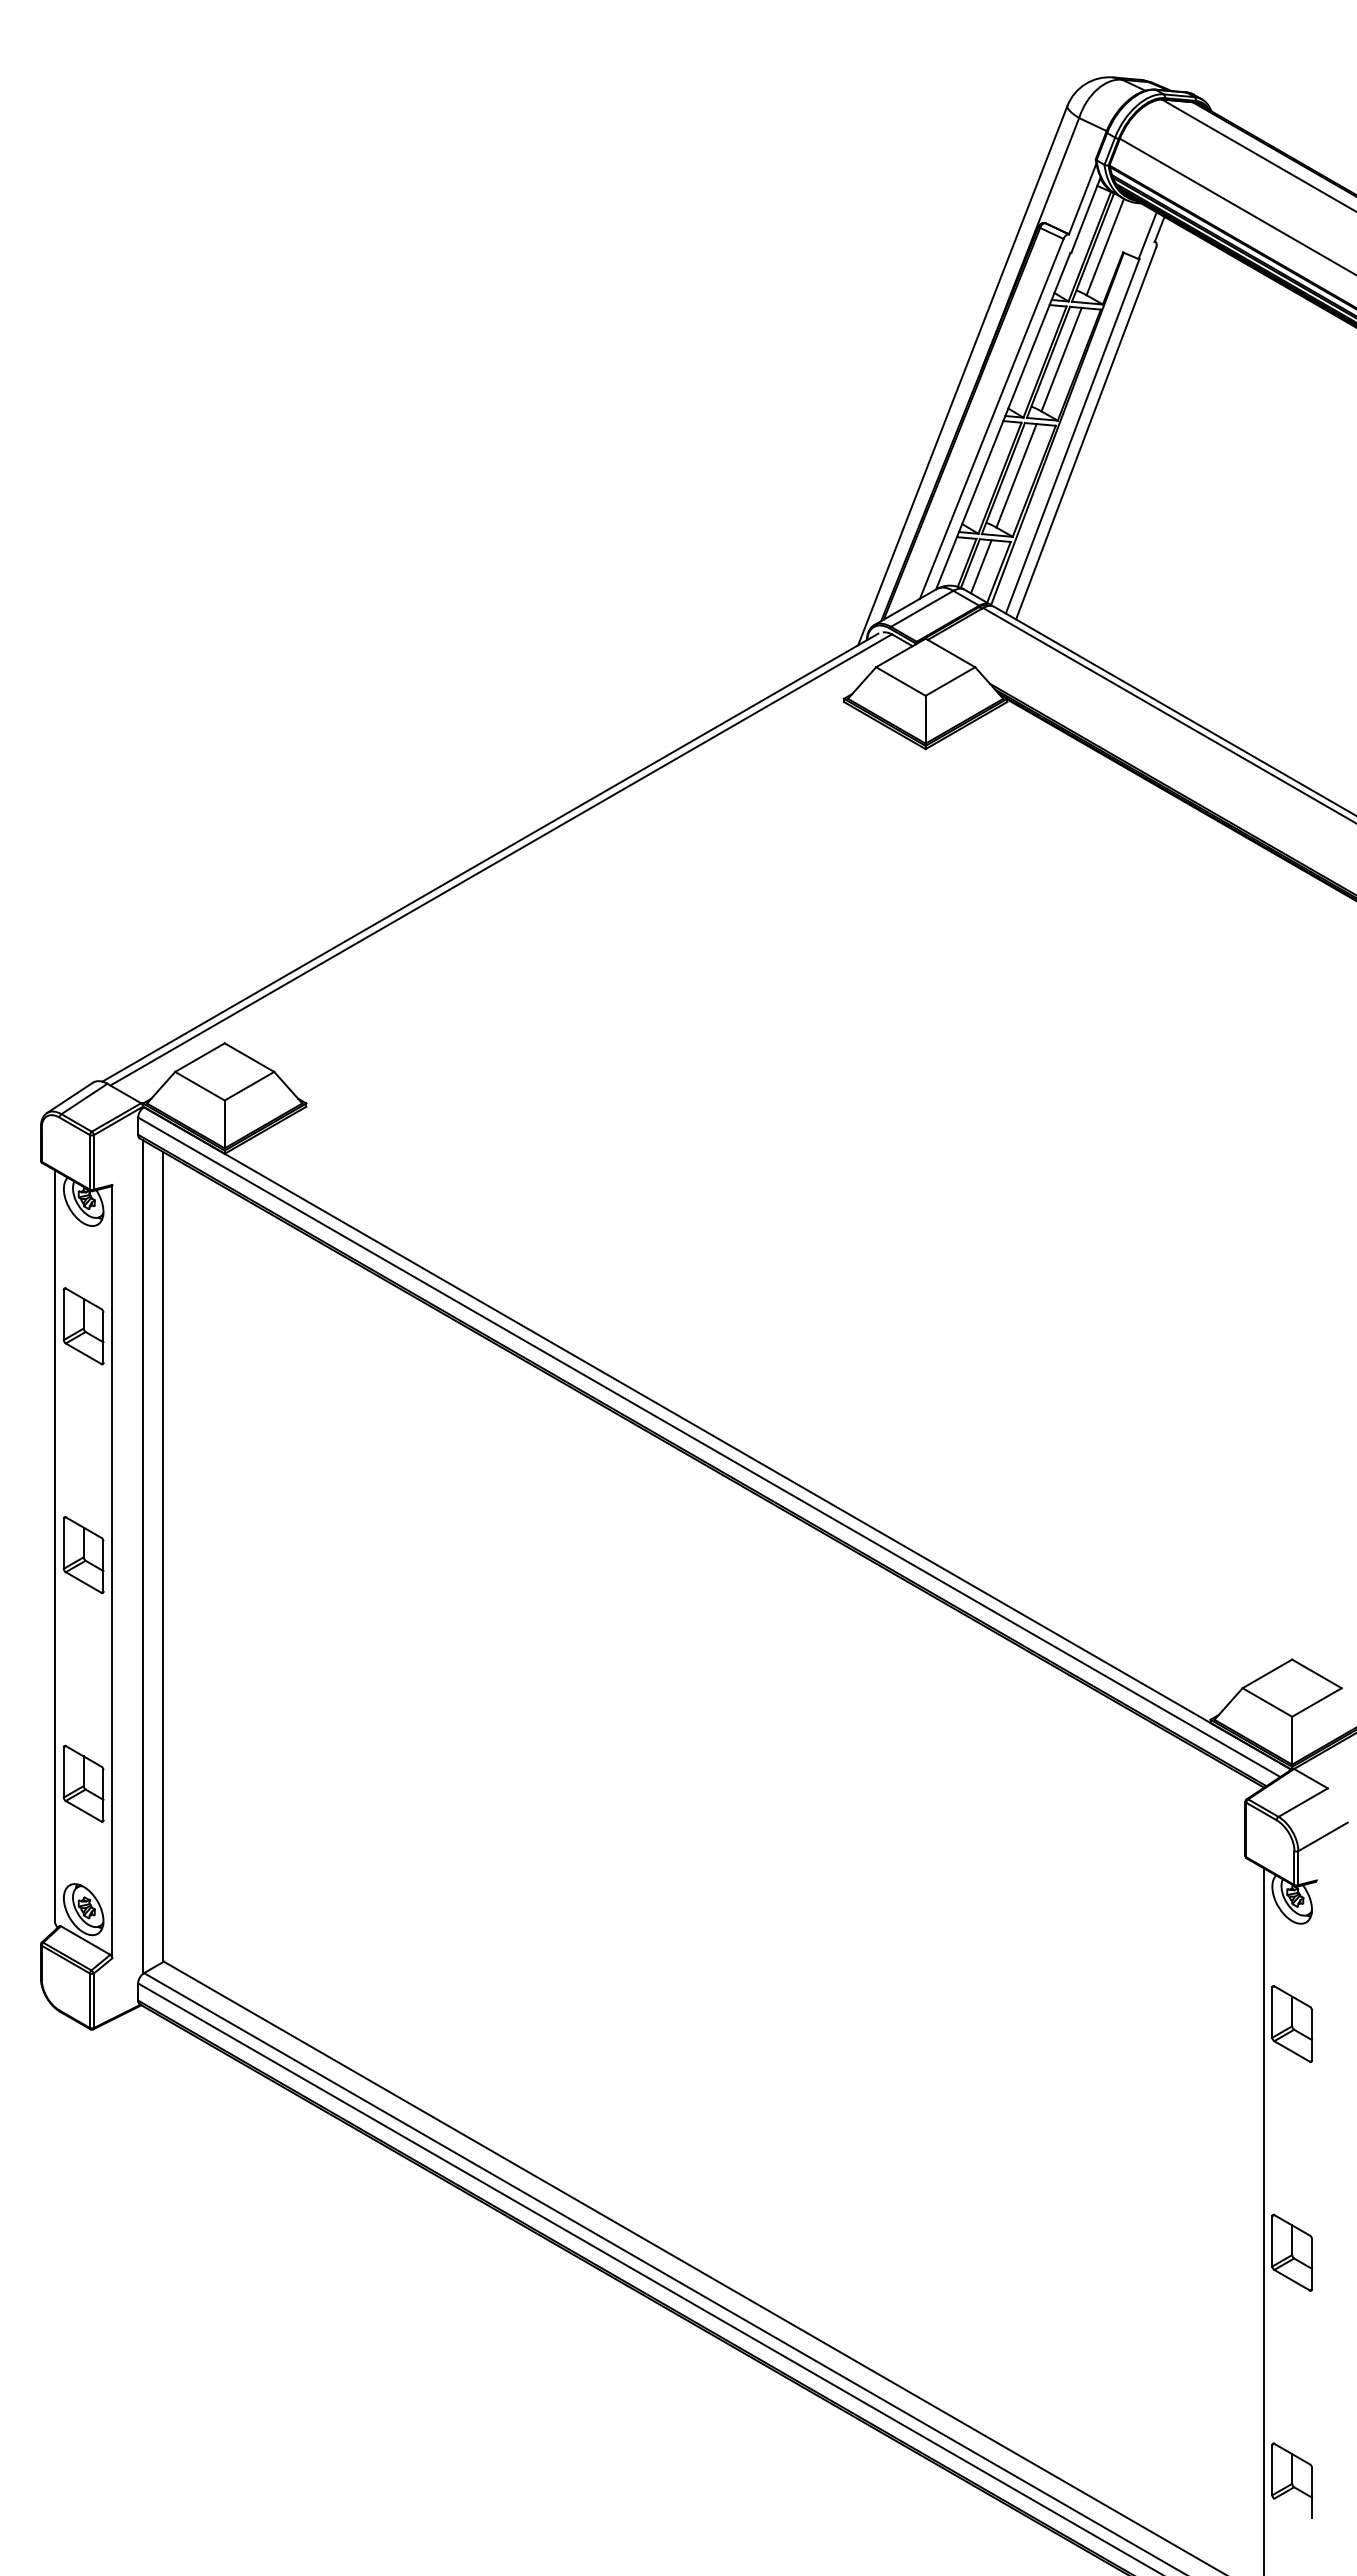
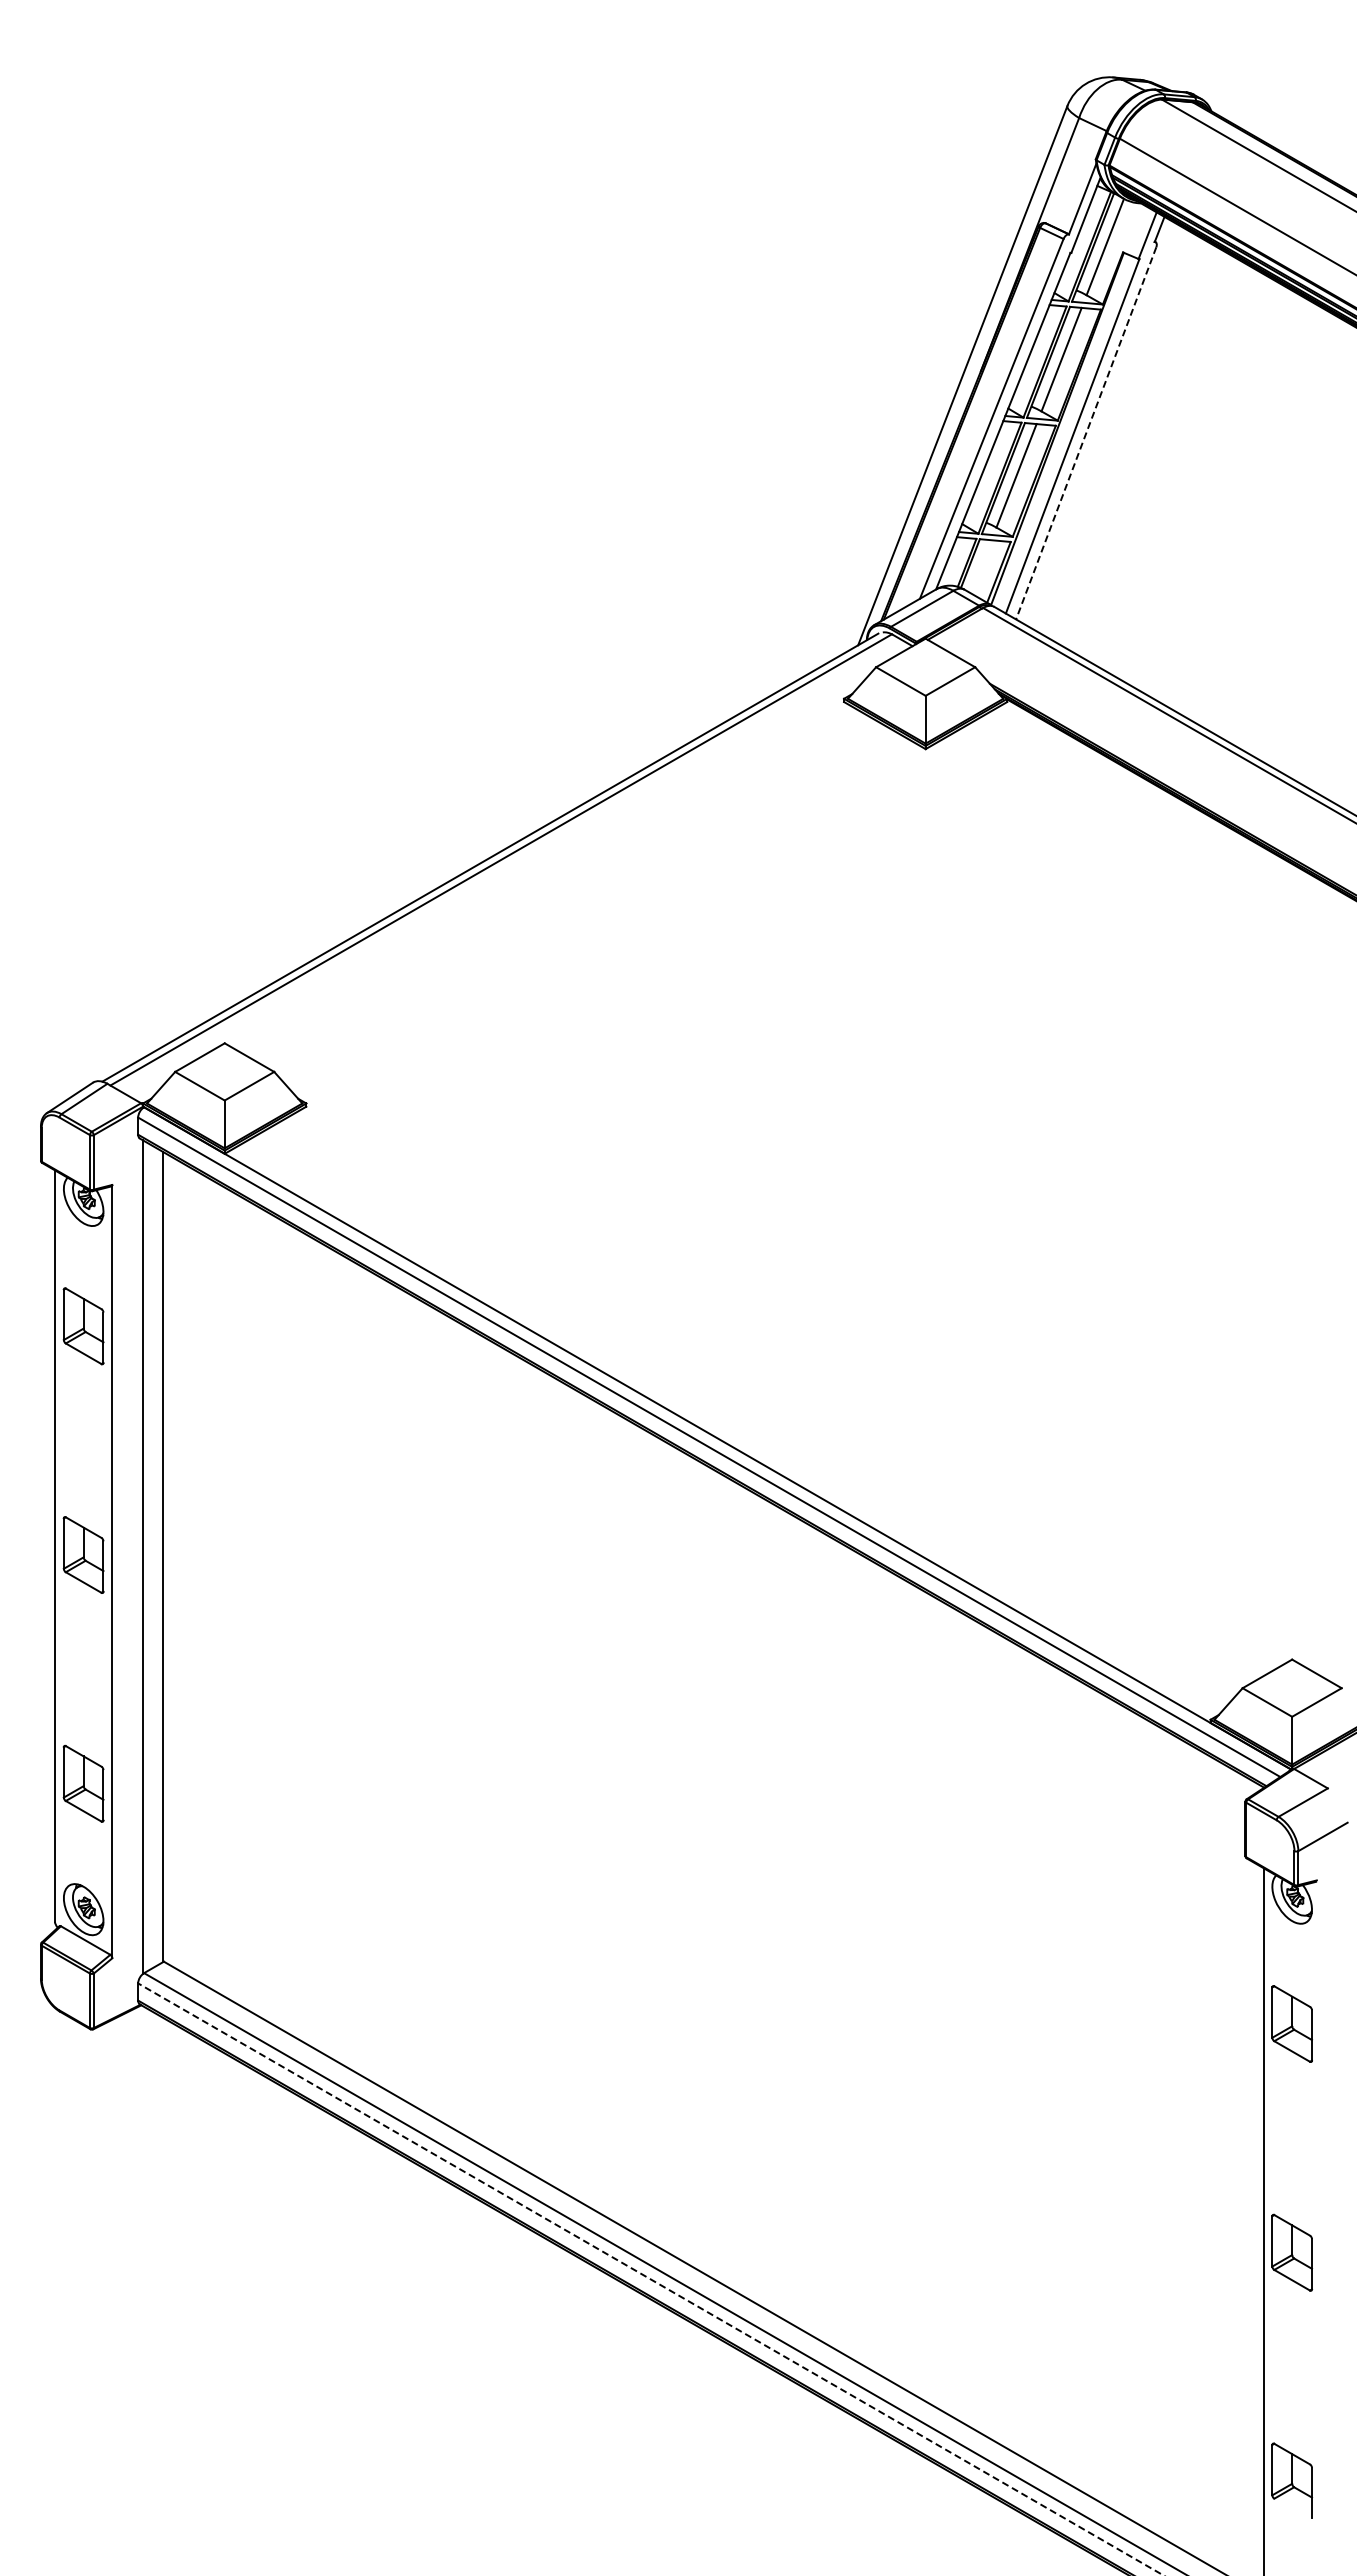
line: solid -> dashed (1086, 433)
line: present -> none (980, 566)
line: solid -> dashed (650, 2279)
